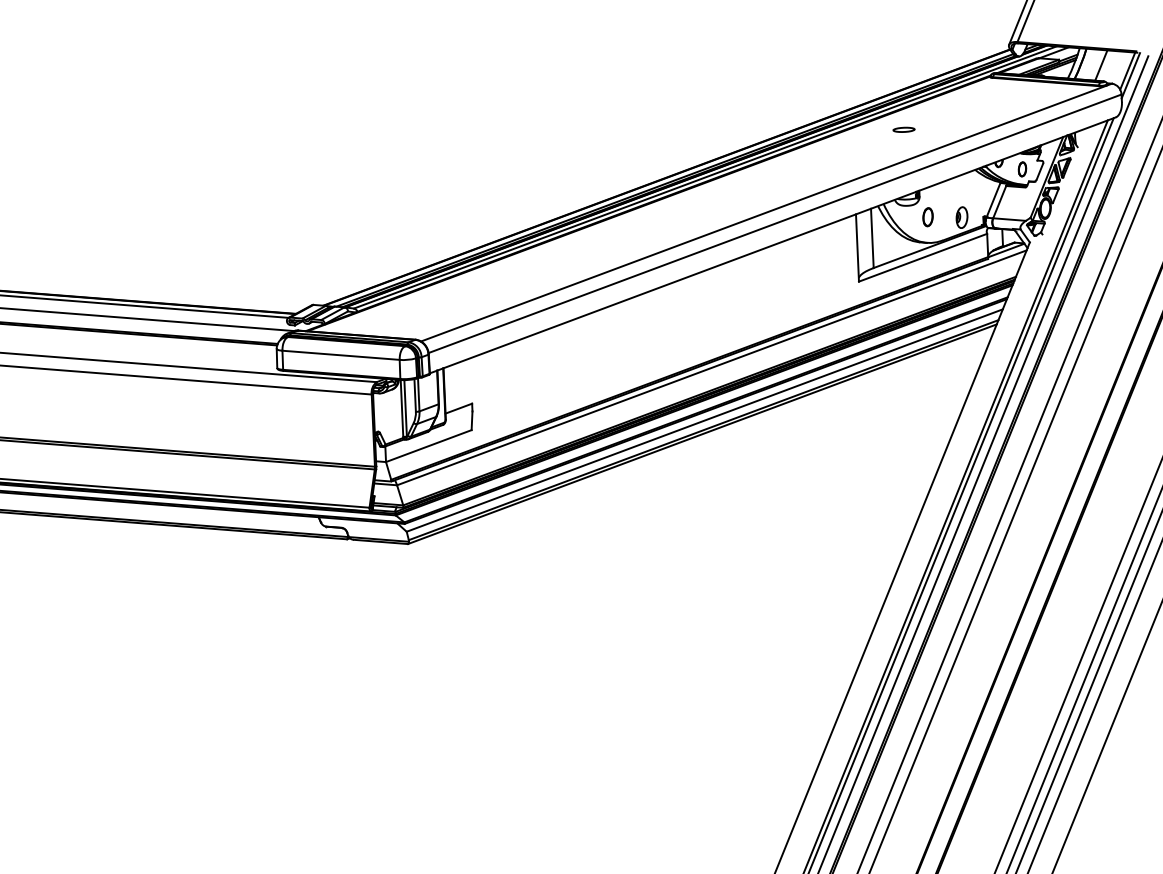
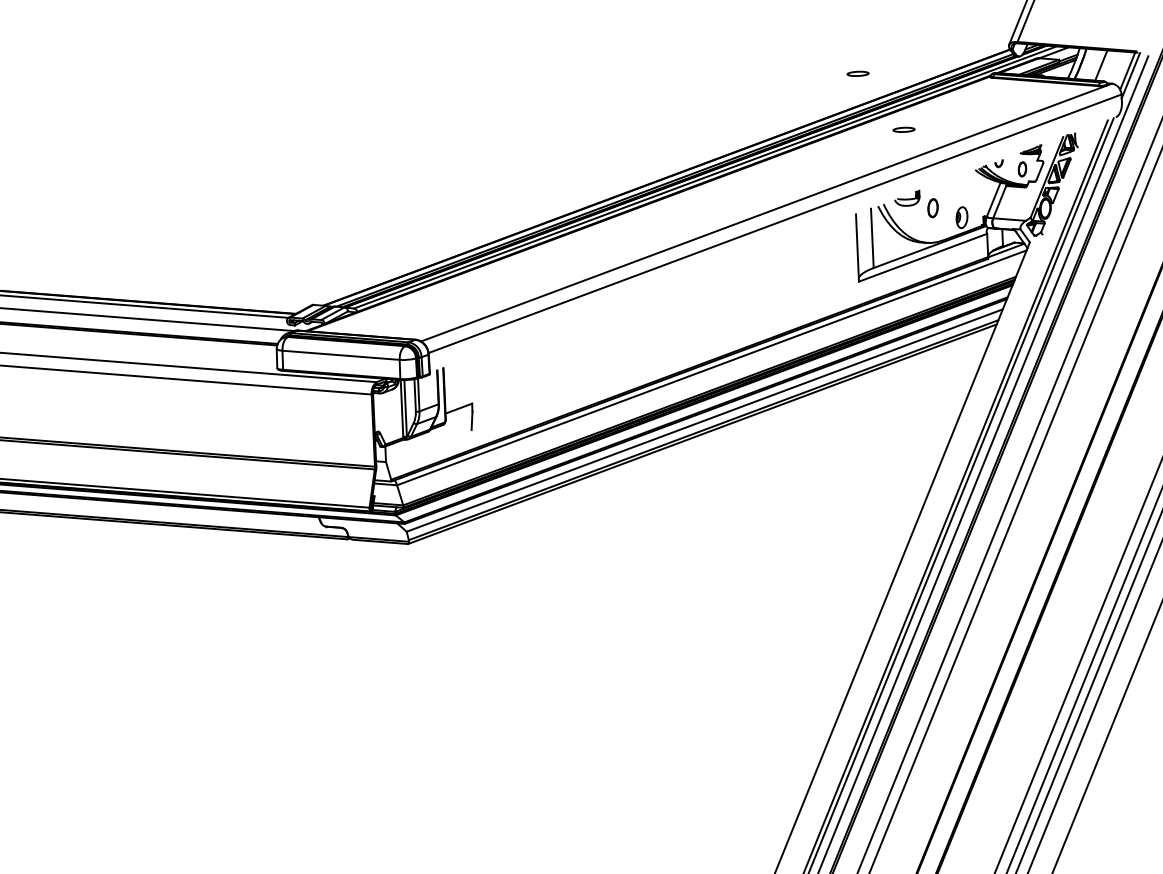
part: none -> present (857, 73)
part position: (927, 217) -> (932, 208) (932, 208)
line: present -> none (772, 245)
line: present -> none (428, 446)
